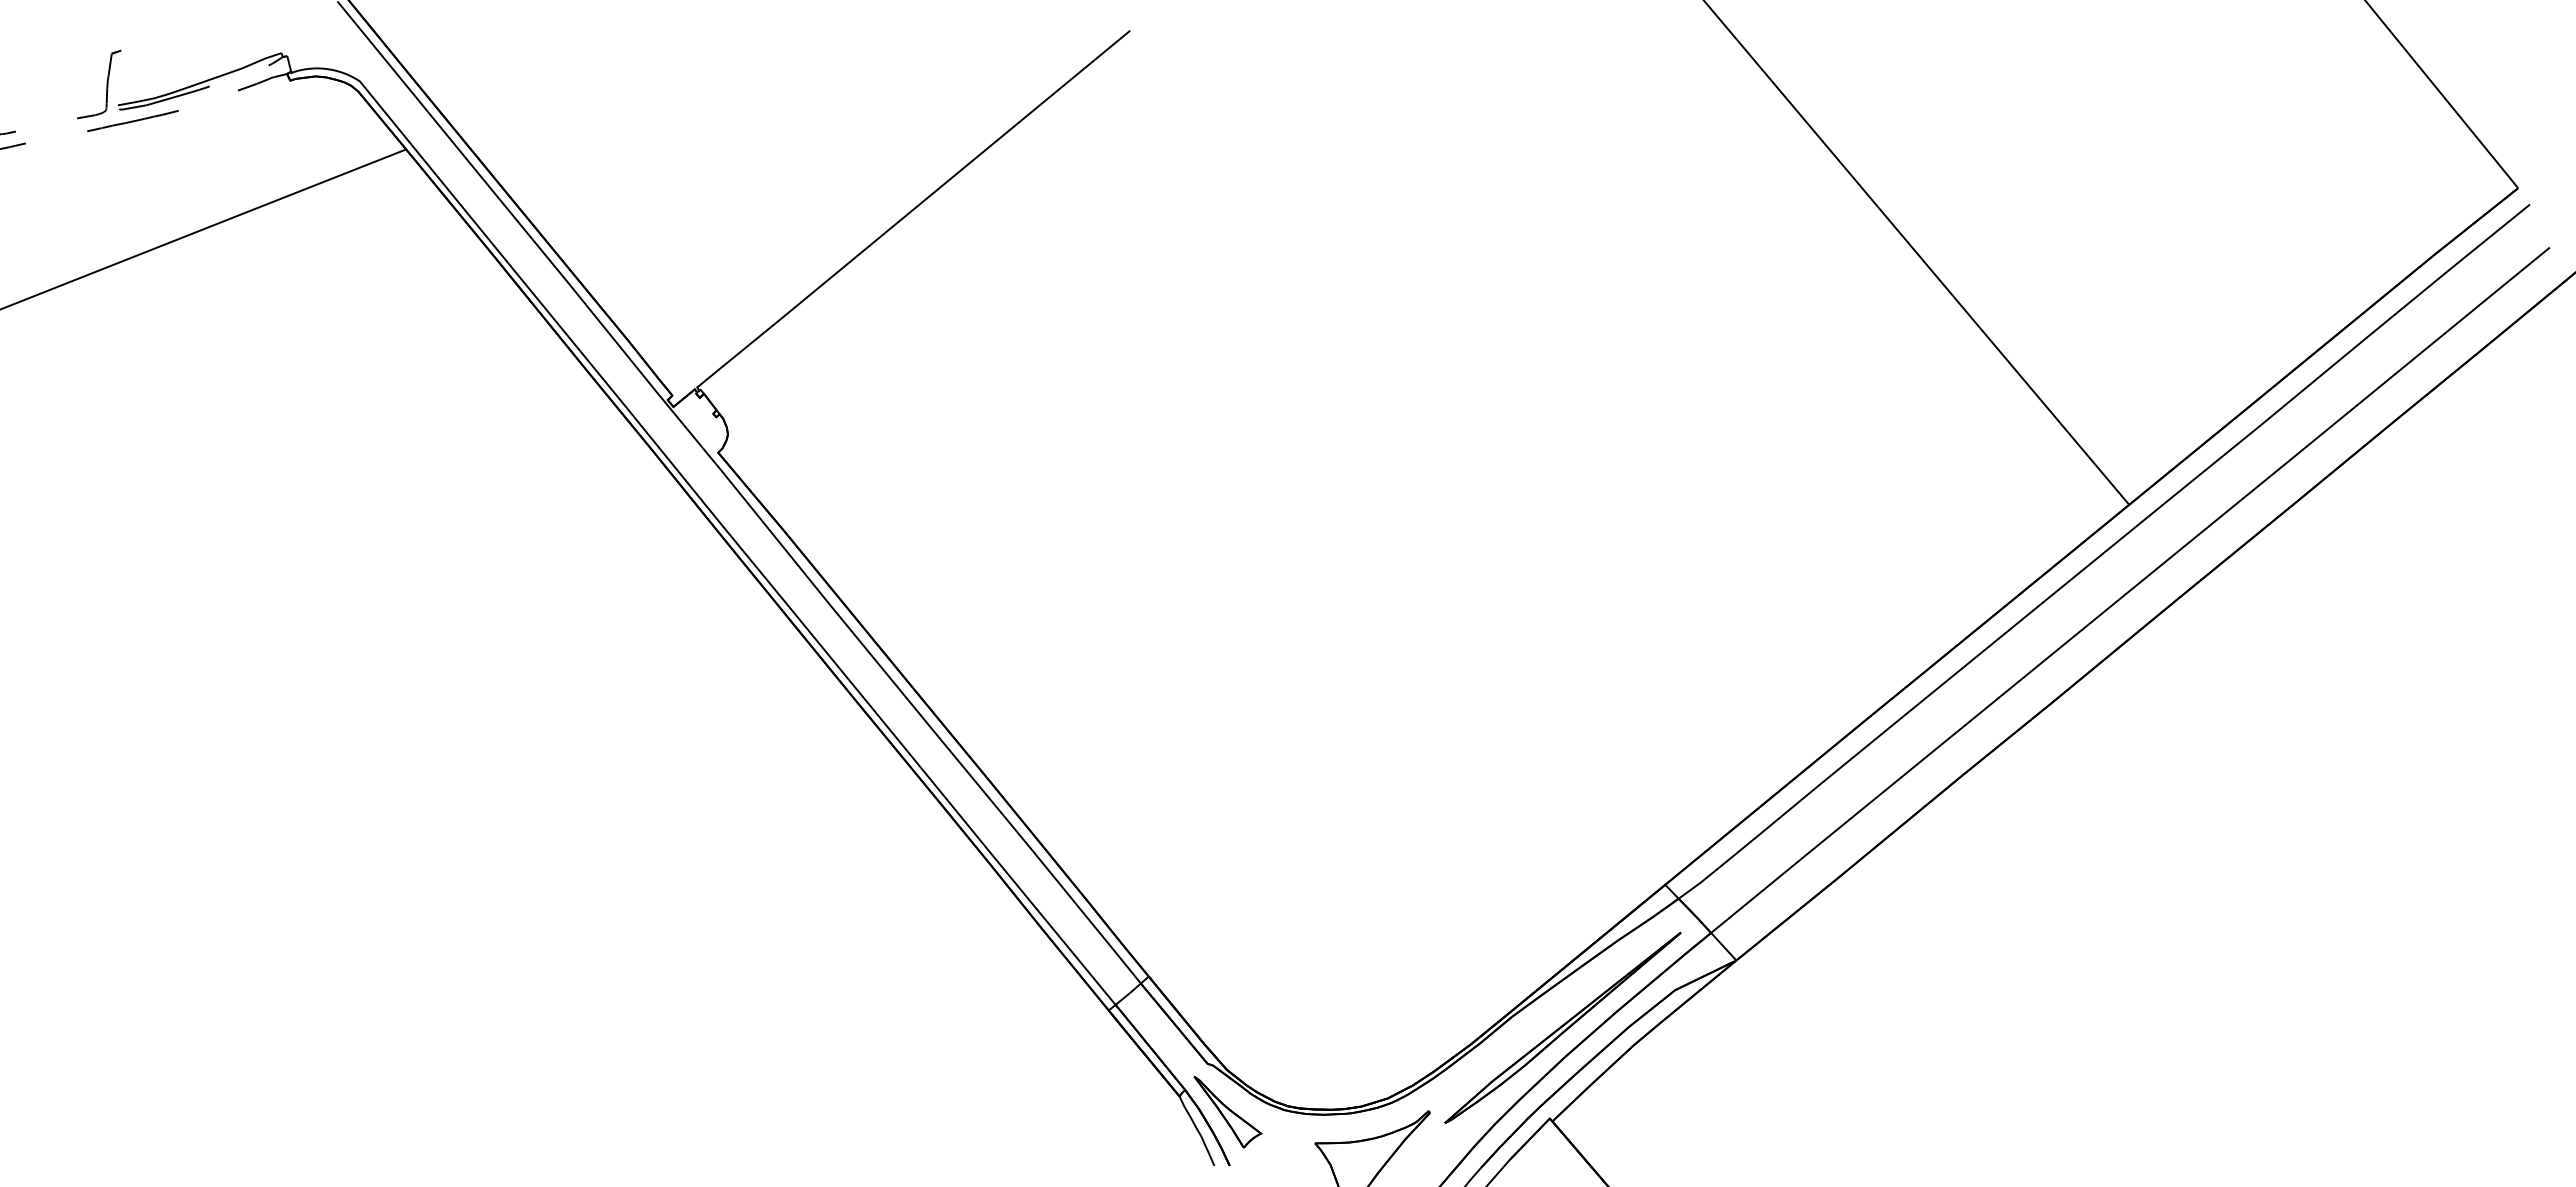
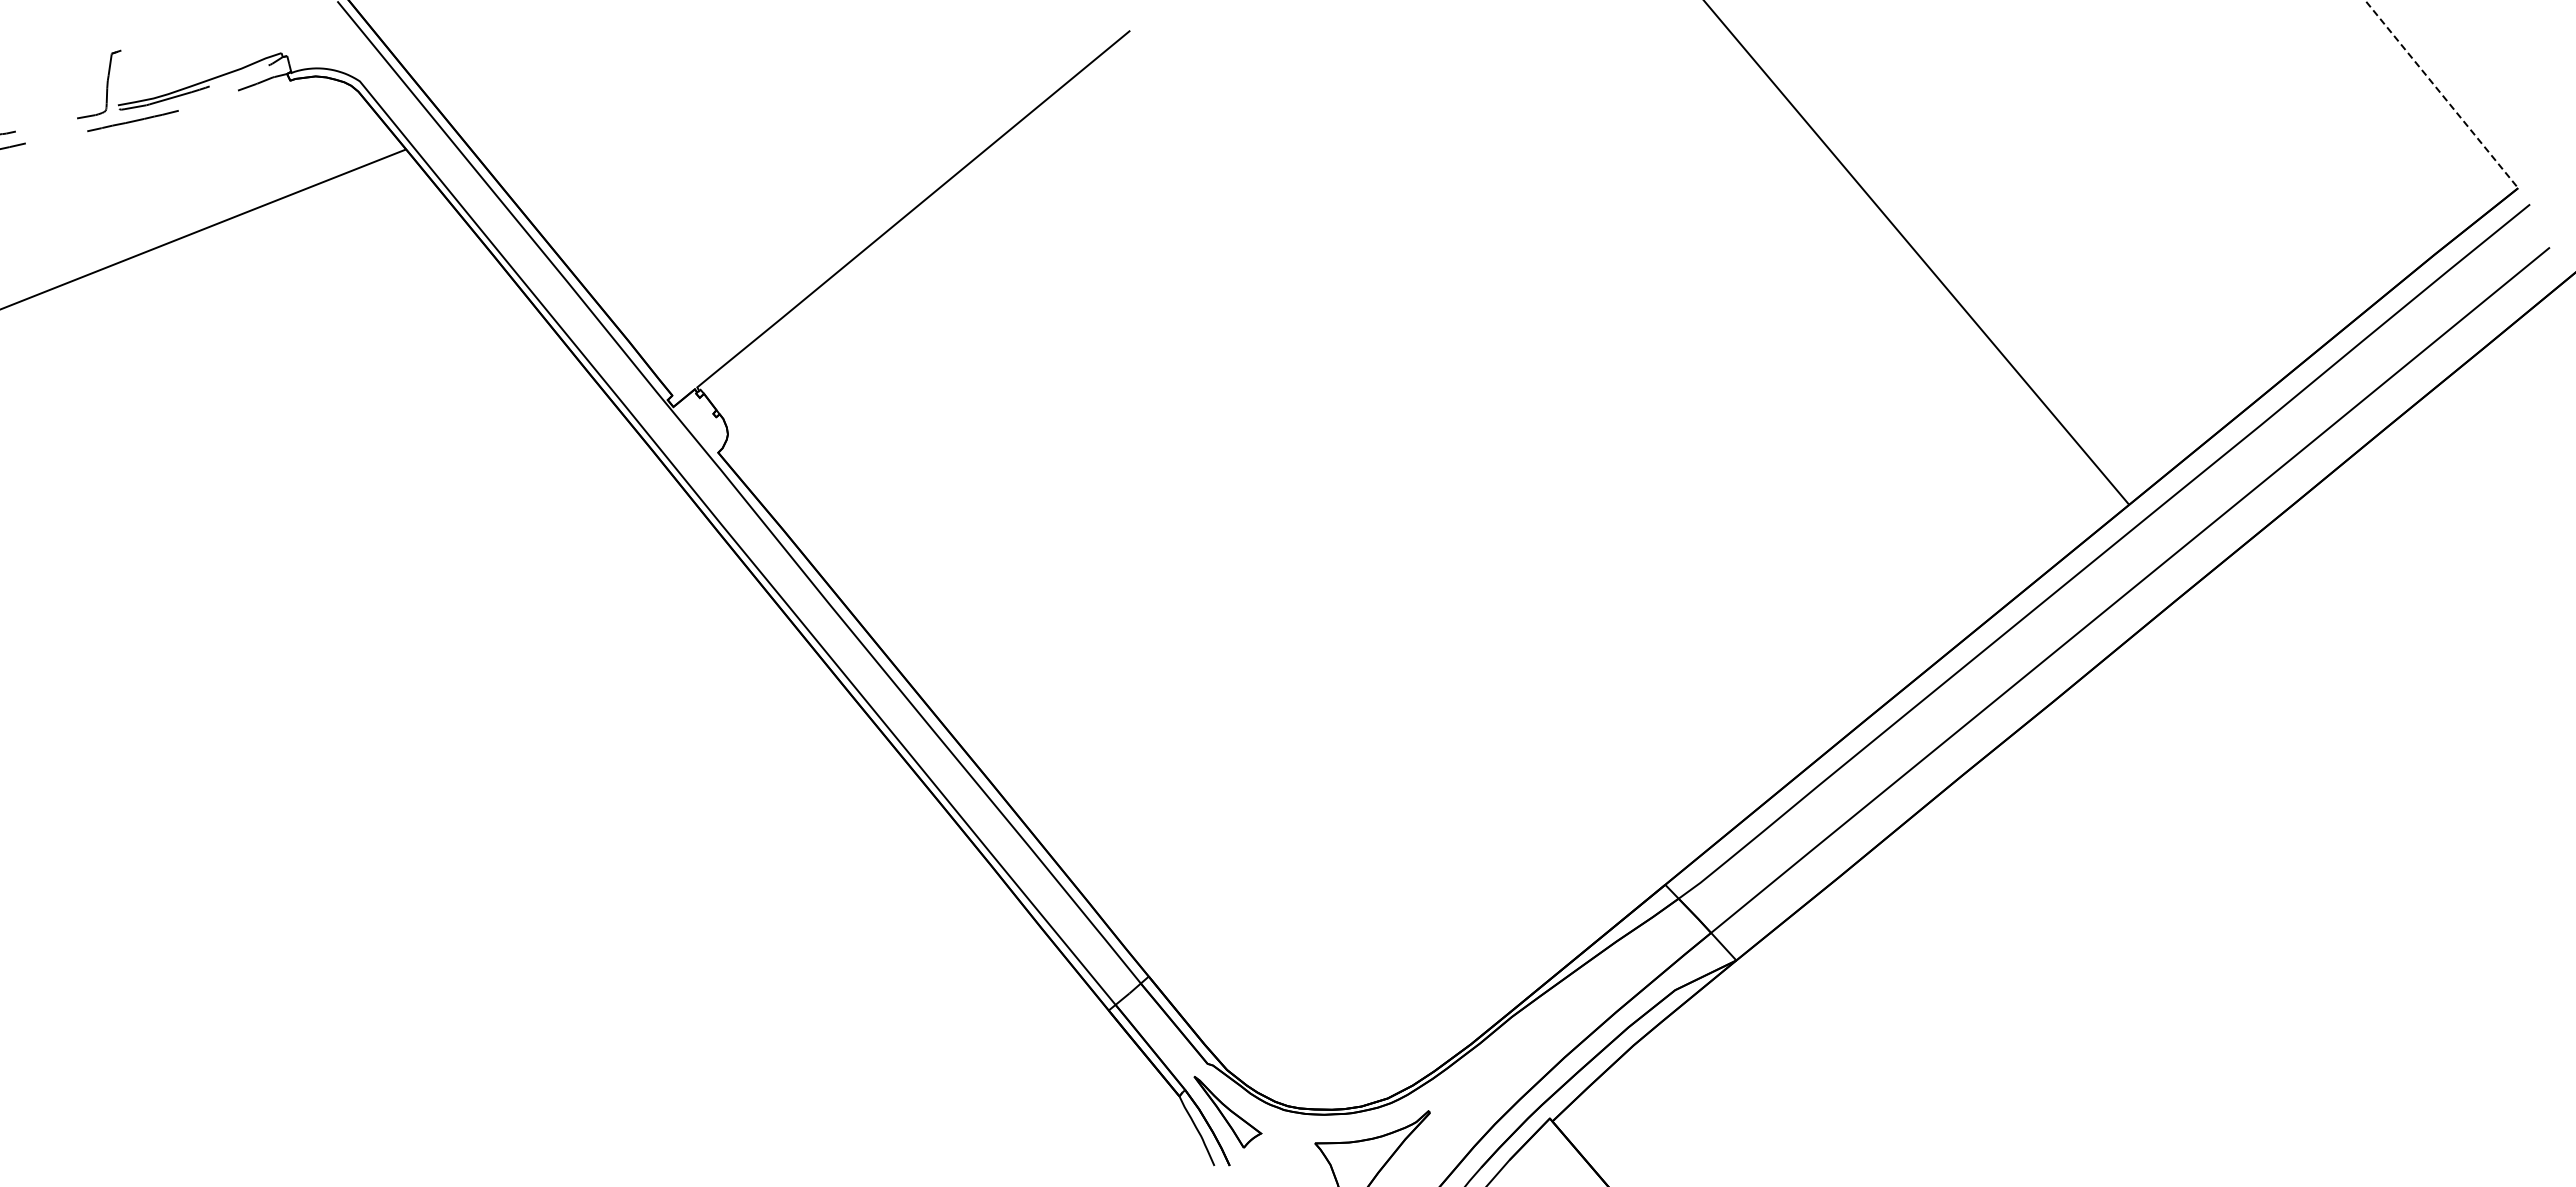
line: solid -> dashed (2441, 94)
part: present -> none (1562, 1027)
